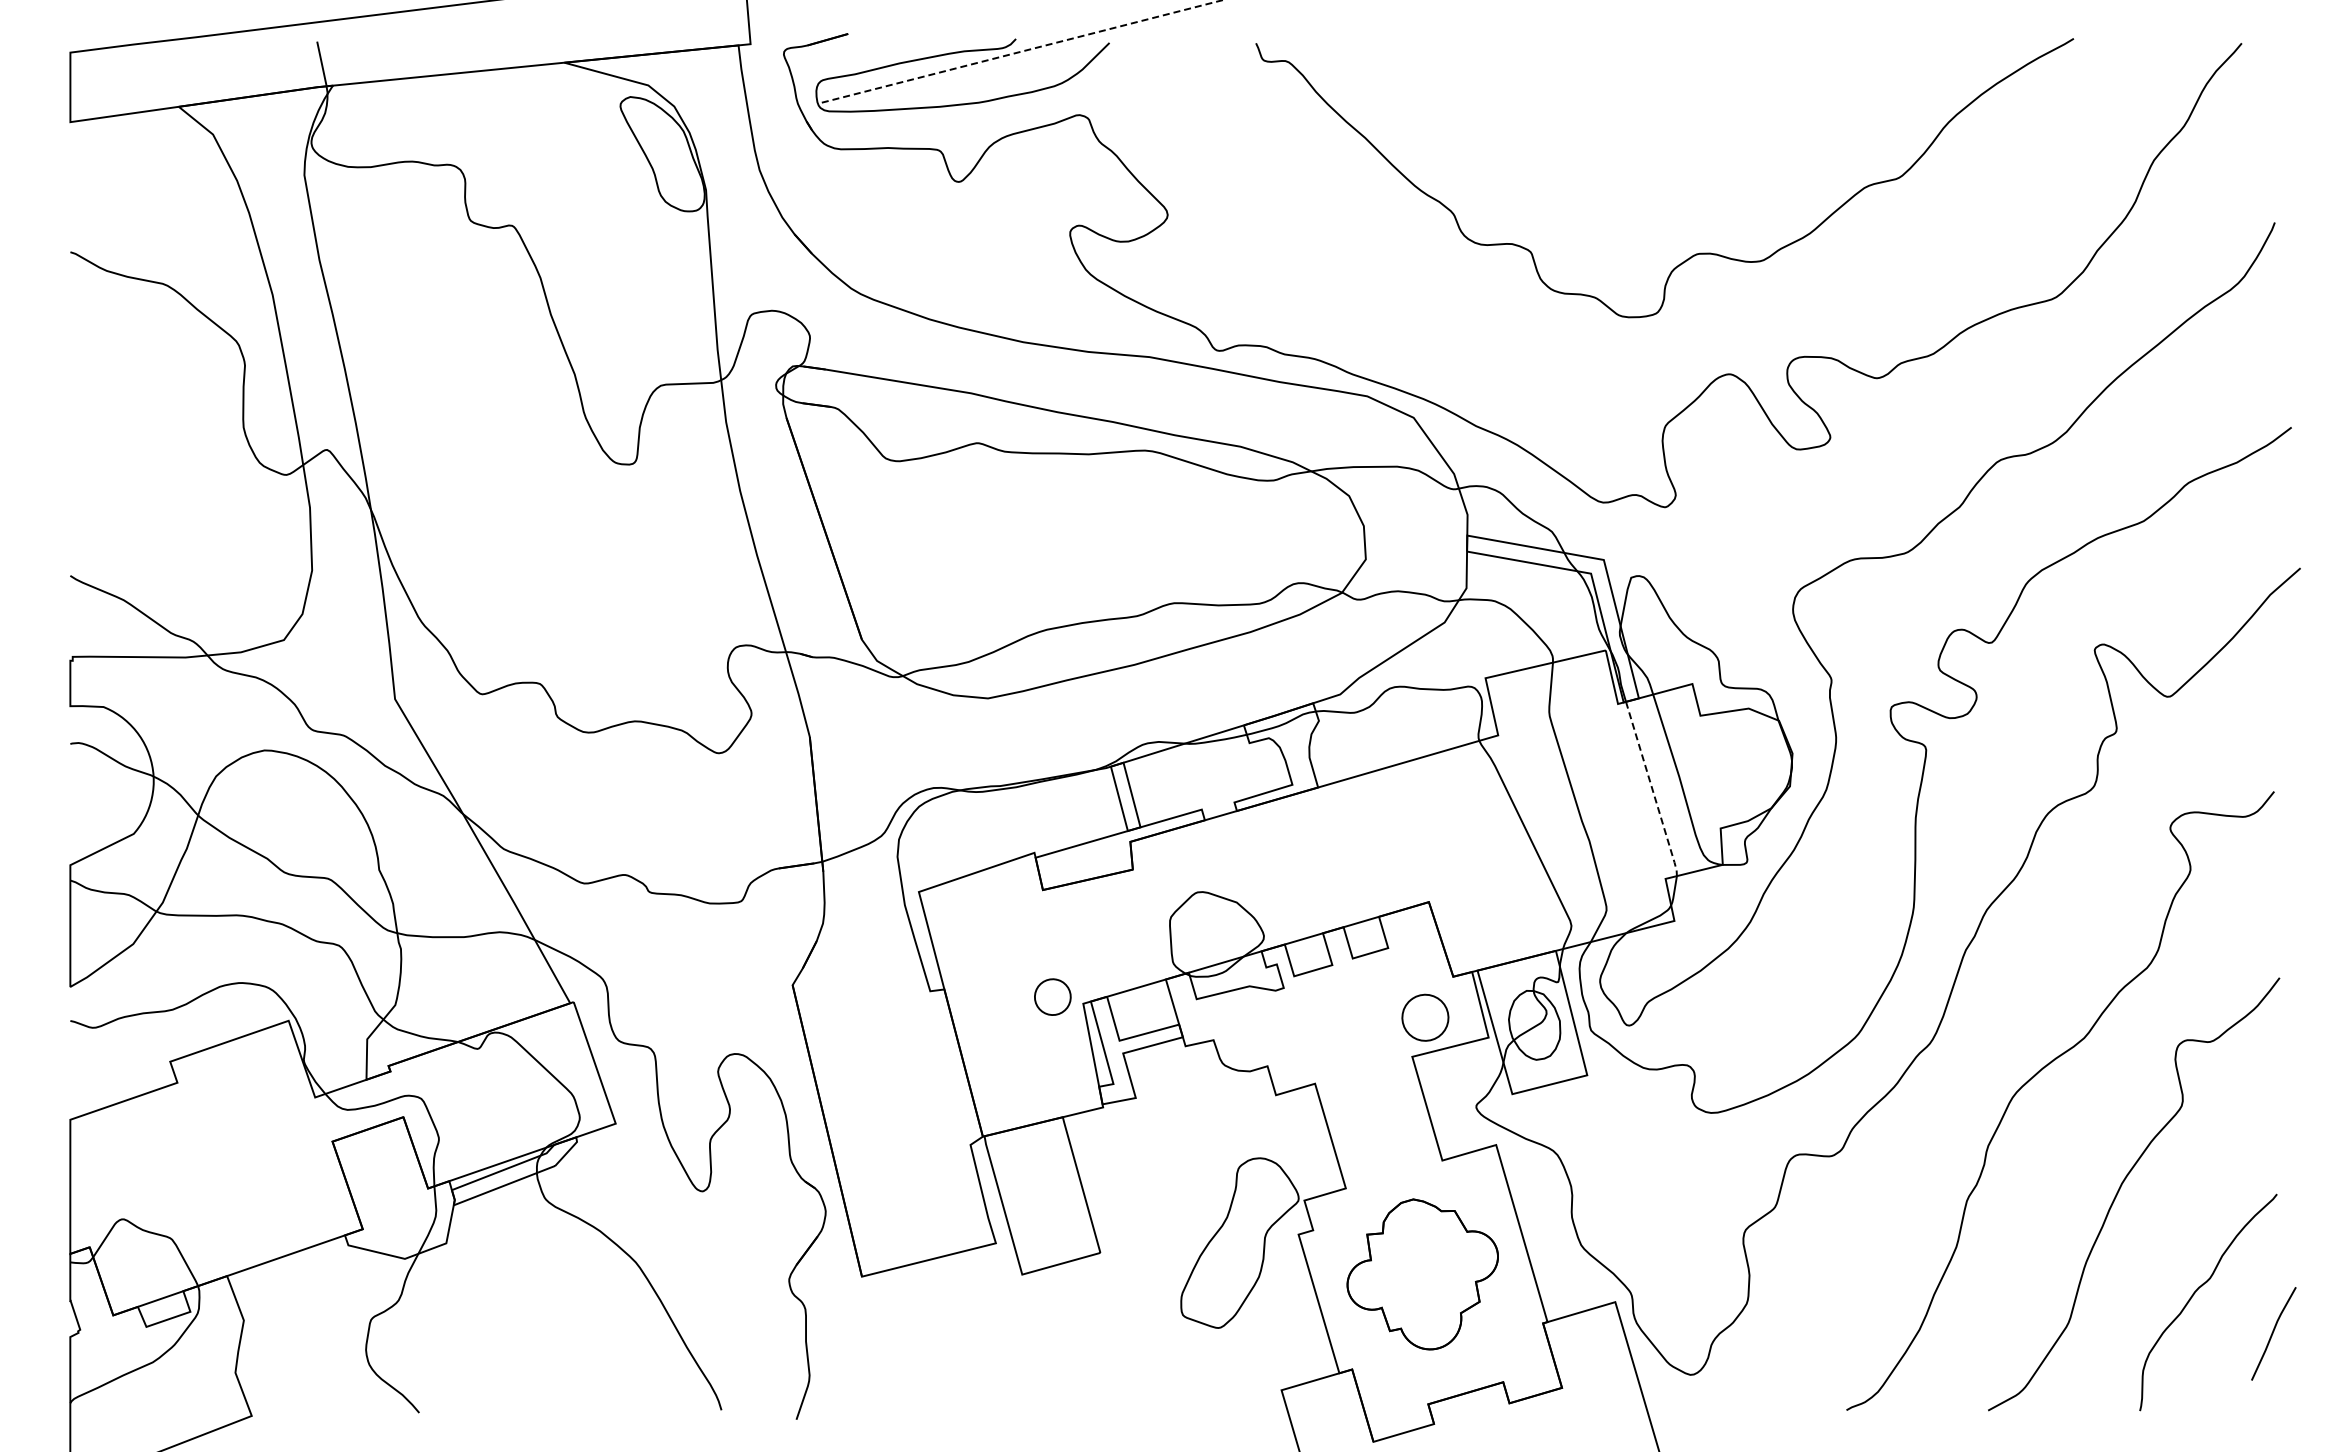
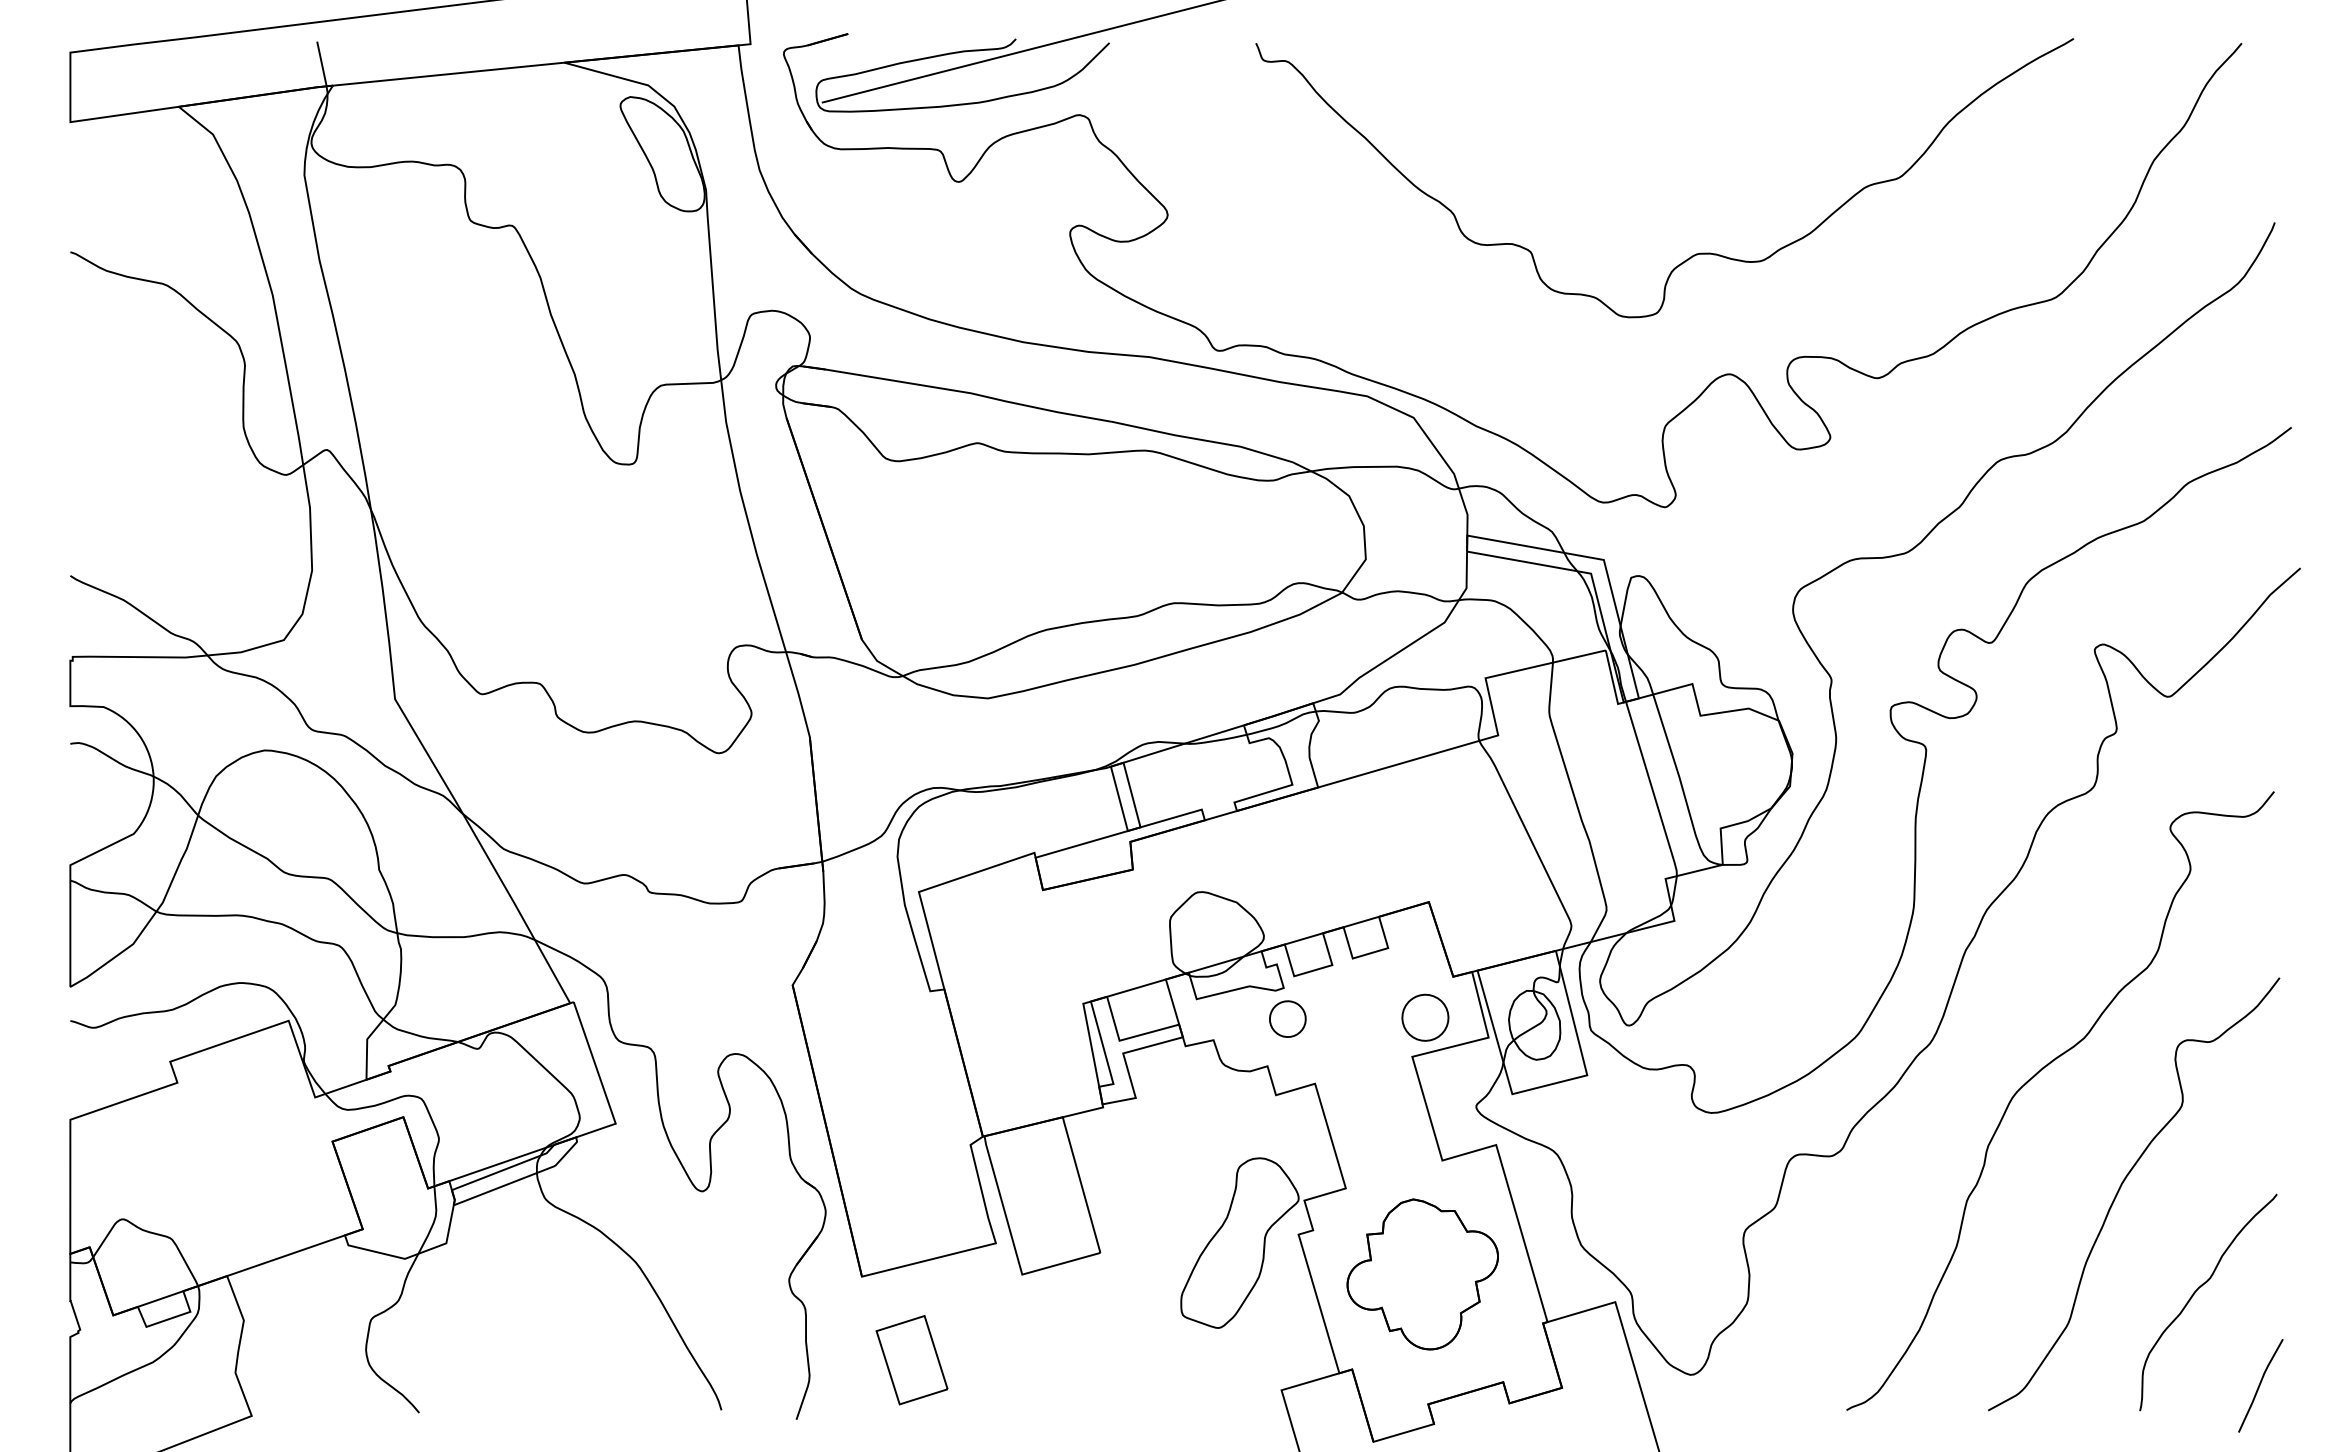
line: dashed -> solid (1023, 51)
line: dashed -> solid (1652, 790)
part position: (1052, 996) -> (1287, 1018) (1287, 1018)
line position: (2273, 1333) -> (2260, 1385) (2260, 1385)
part: none -> present (911, 1360)
